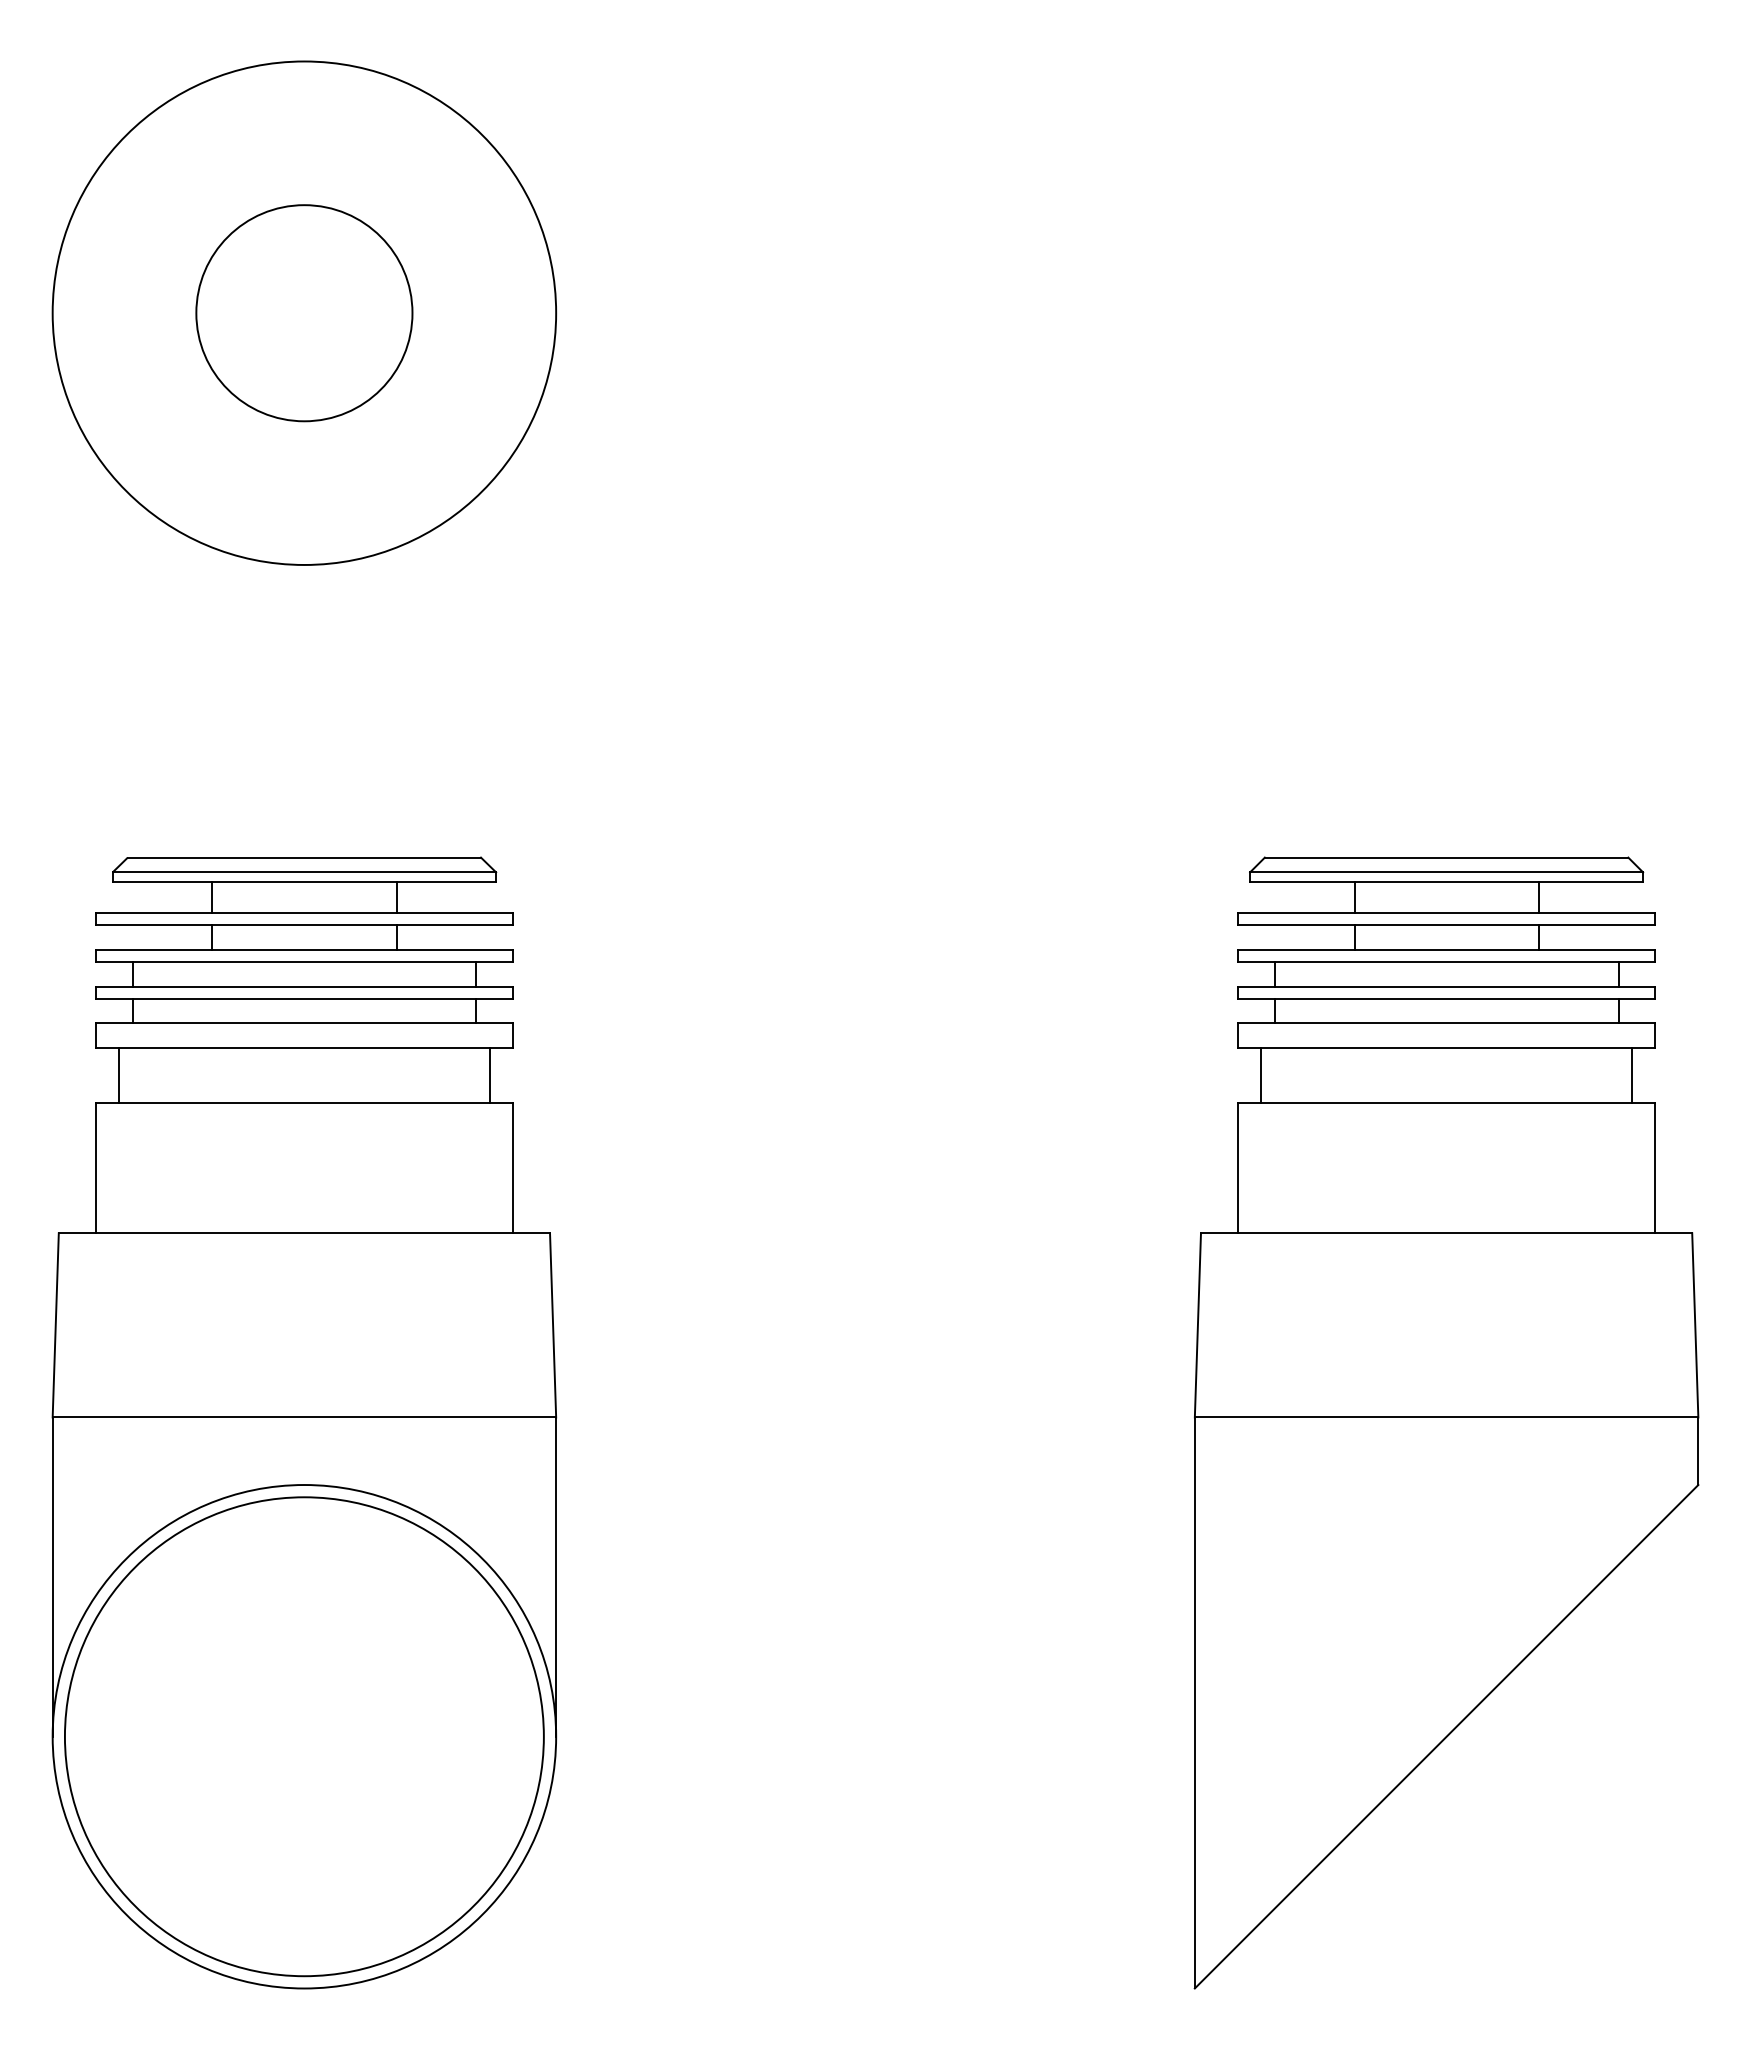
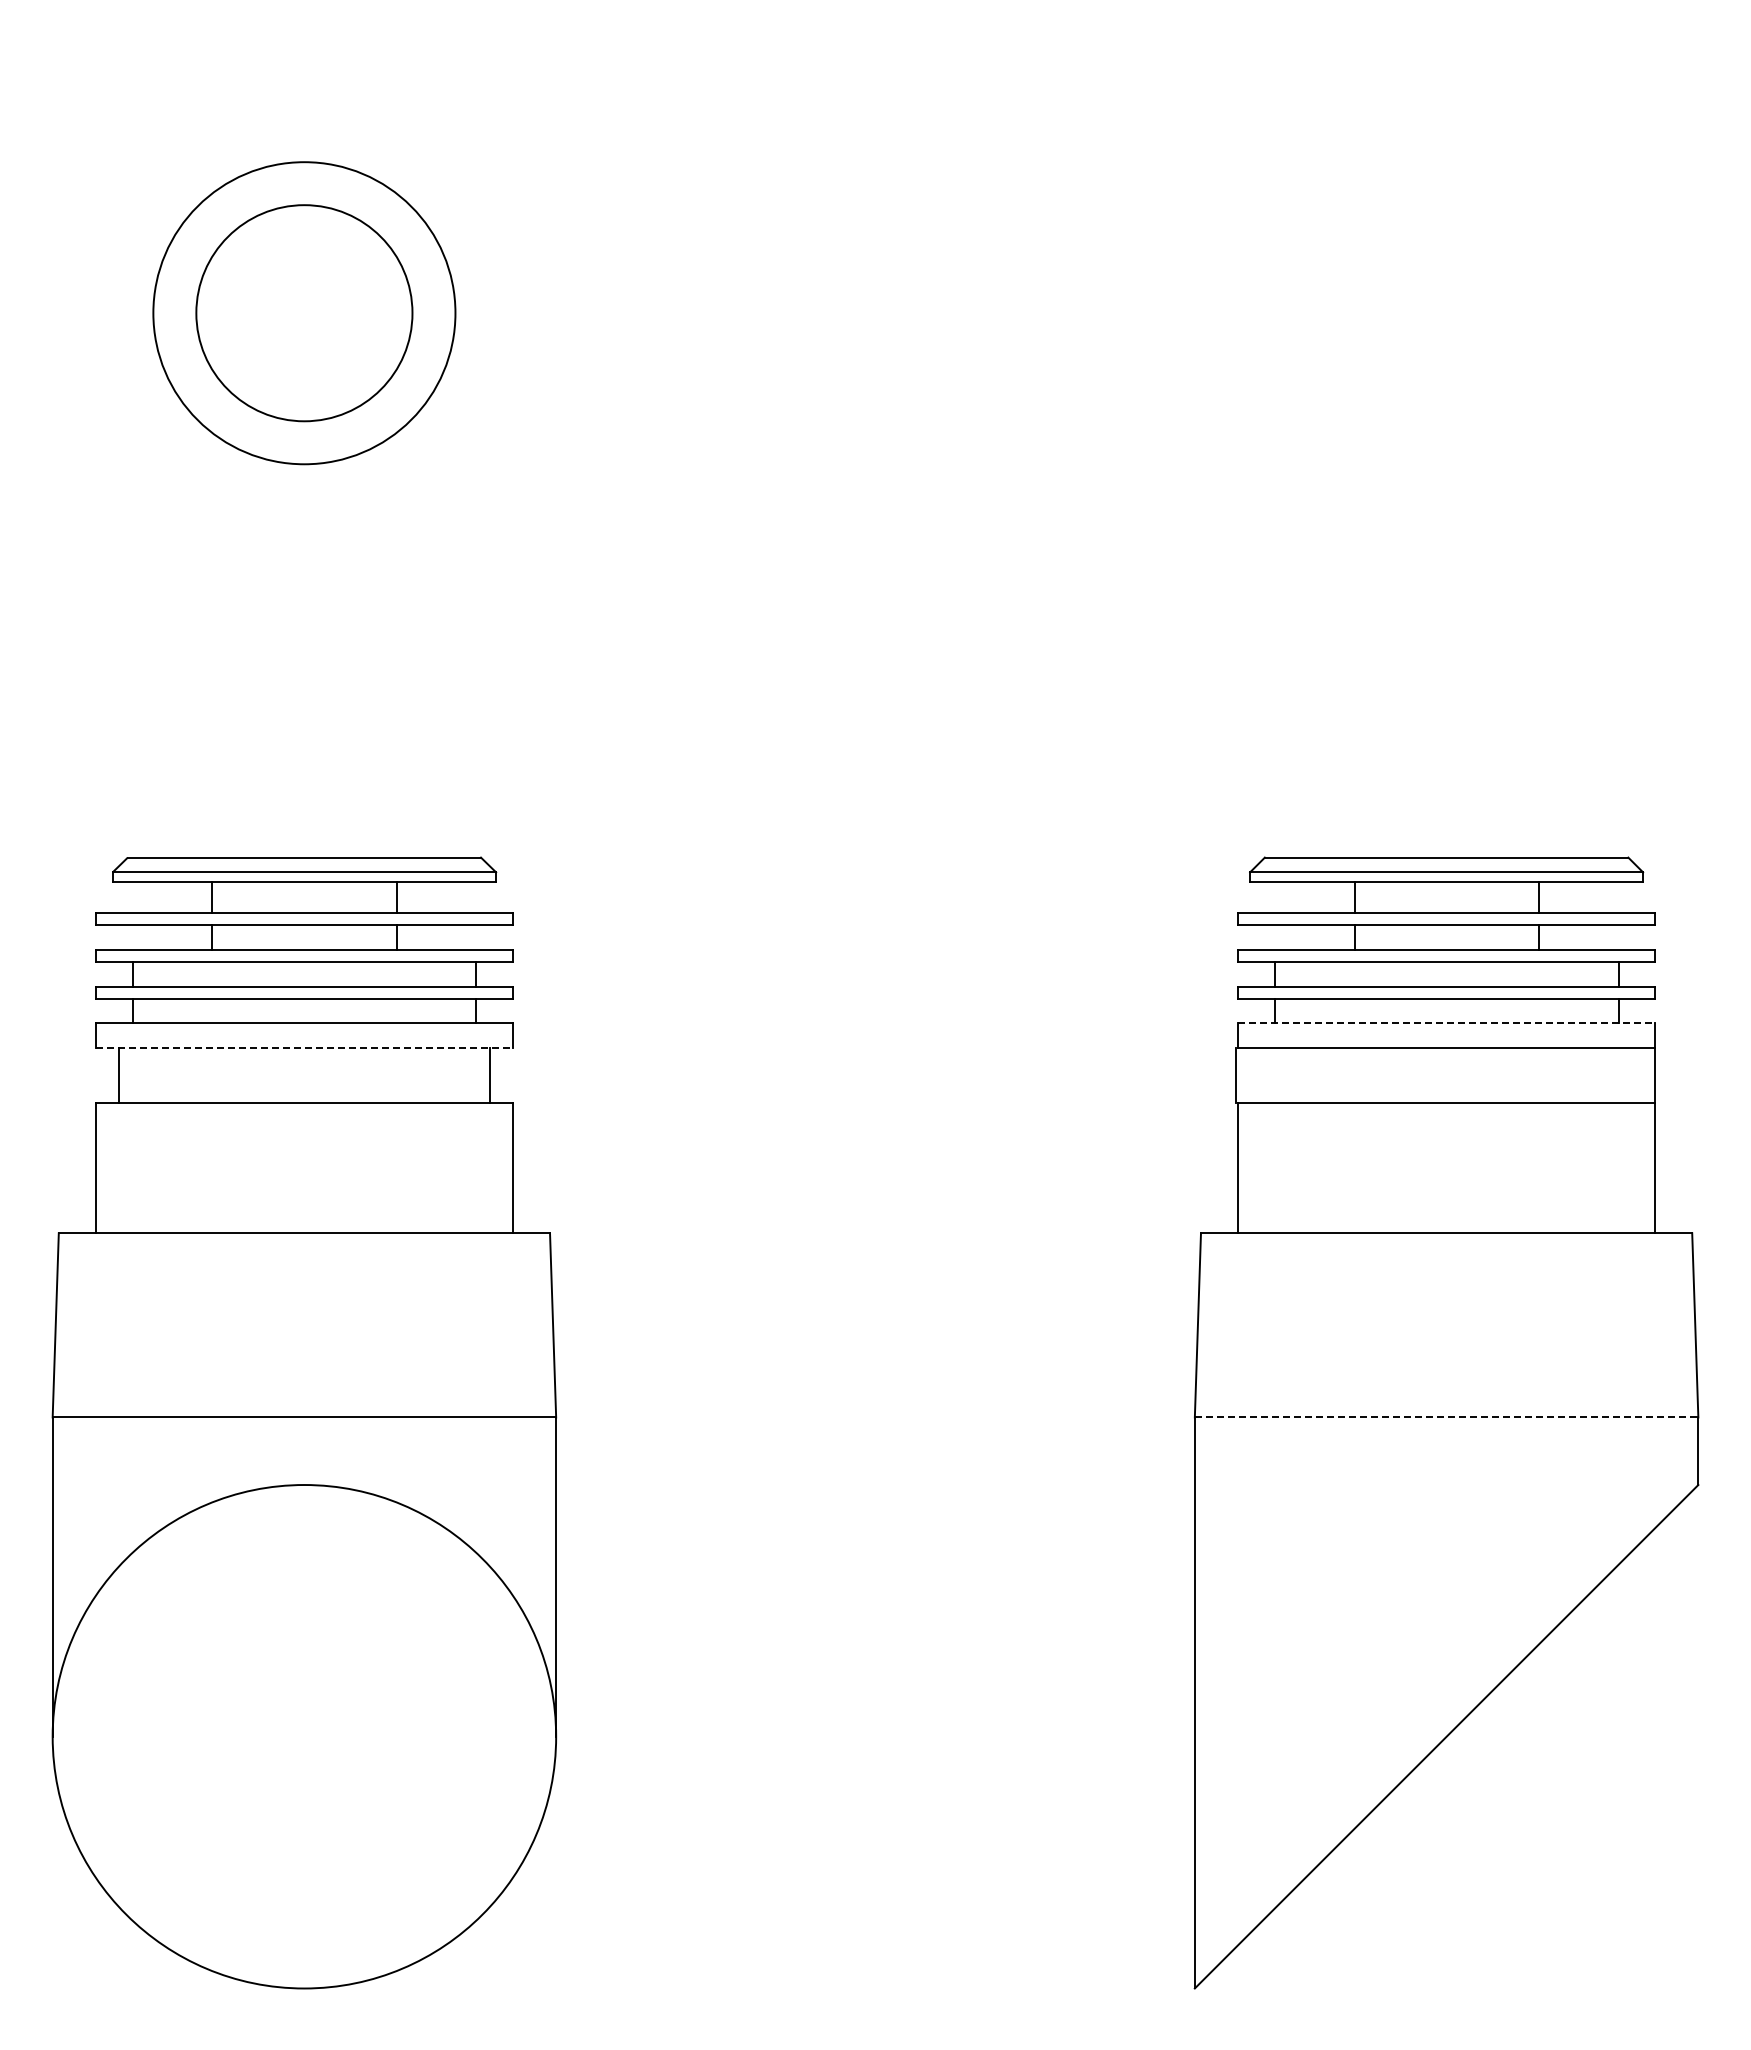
circle diameter: 503 px -> 302 px (304, 313)
line: solid -> dashed (1446, 1023)
line: solid -> dashed (304, 1047)
line position: (1261, 1075) -> (1236, 1075) (1236, 1075)
line position: (1632, 1075) -> (1655, 1075) (1655, 1075)
line: solid -> dashed (1446, 1417)
circle: present -> none (304, 1736)
